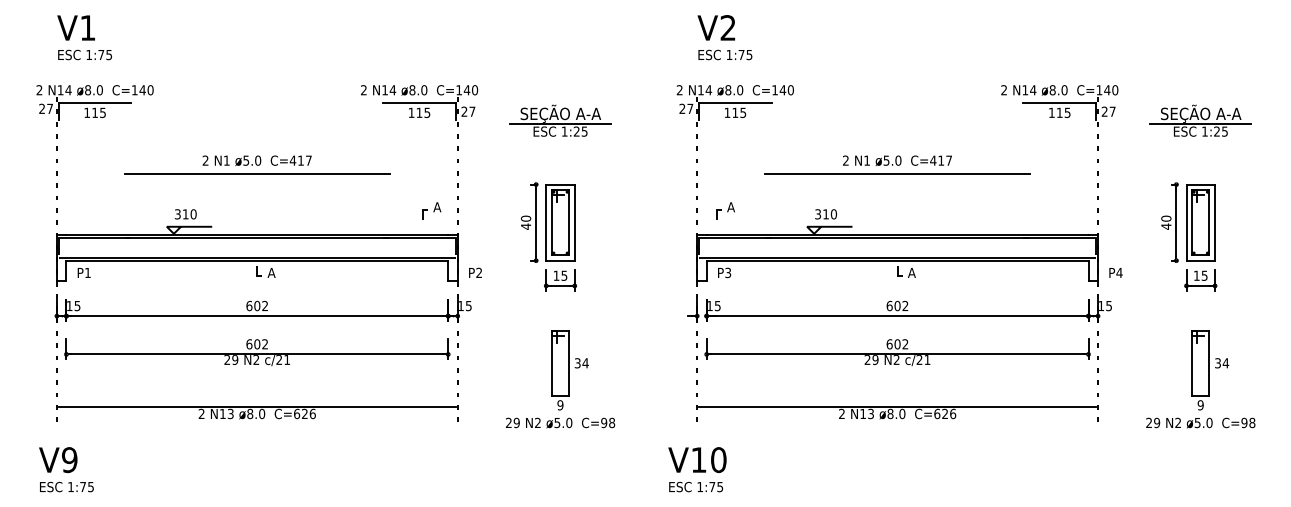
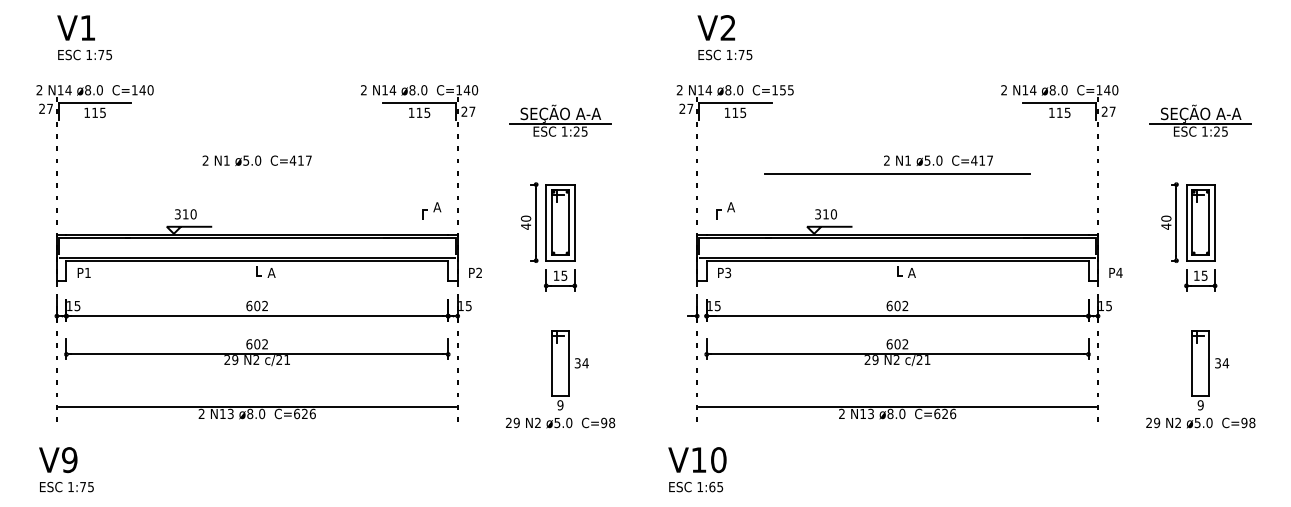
text: C=140 -> C=155 (786, 90)
text position: (897, 160) -> (938, 160) (938, 160)
line: present -> none (257, 173)
text: 1:75 -> 1:65 (712, 486)
